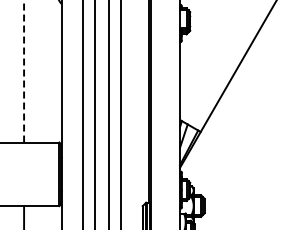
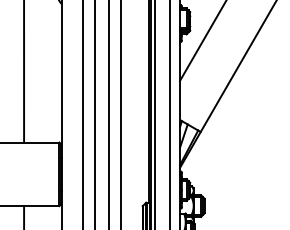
line: none -> present (202, 41)
line: dashed -> solid (24, 71)
line: none -> present (154, 114)
line: none -> present (170, 114)
